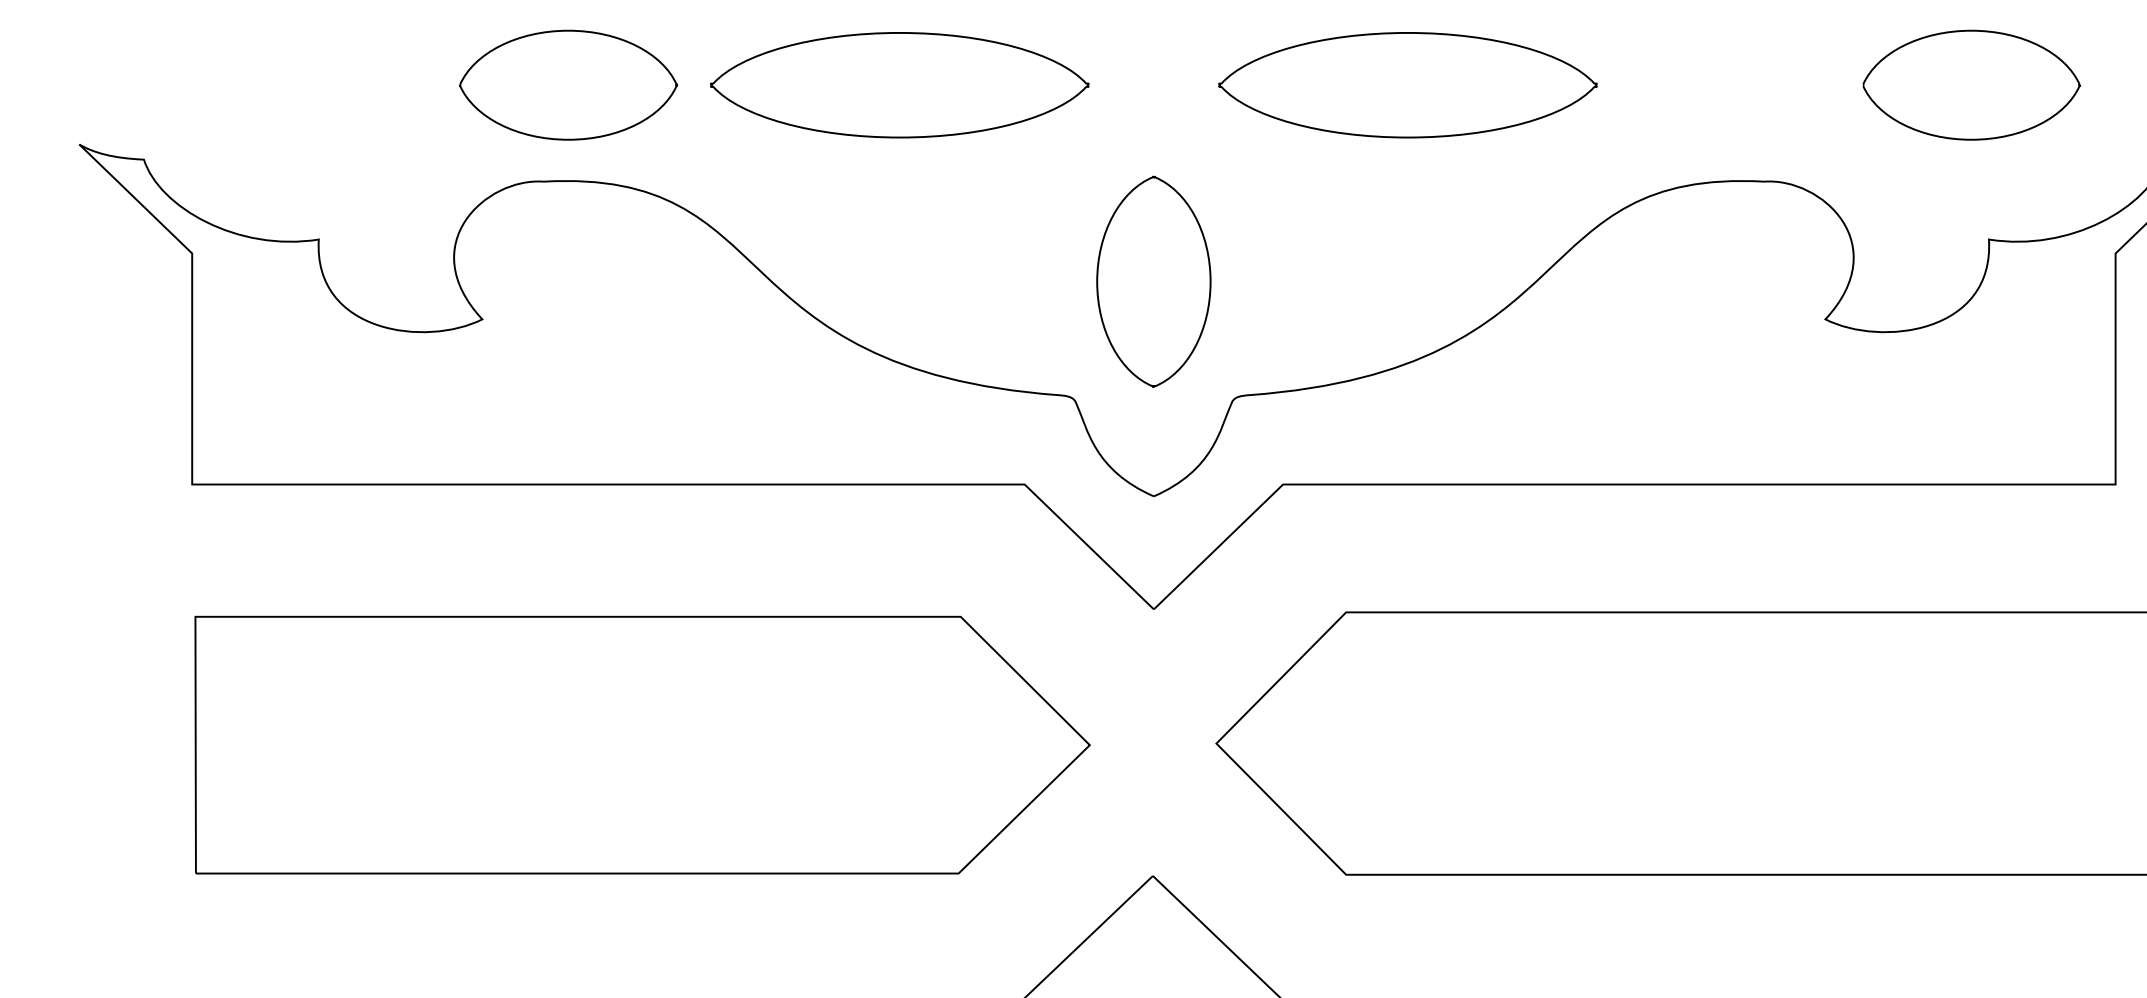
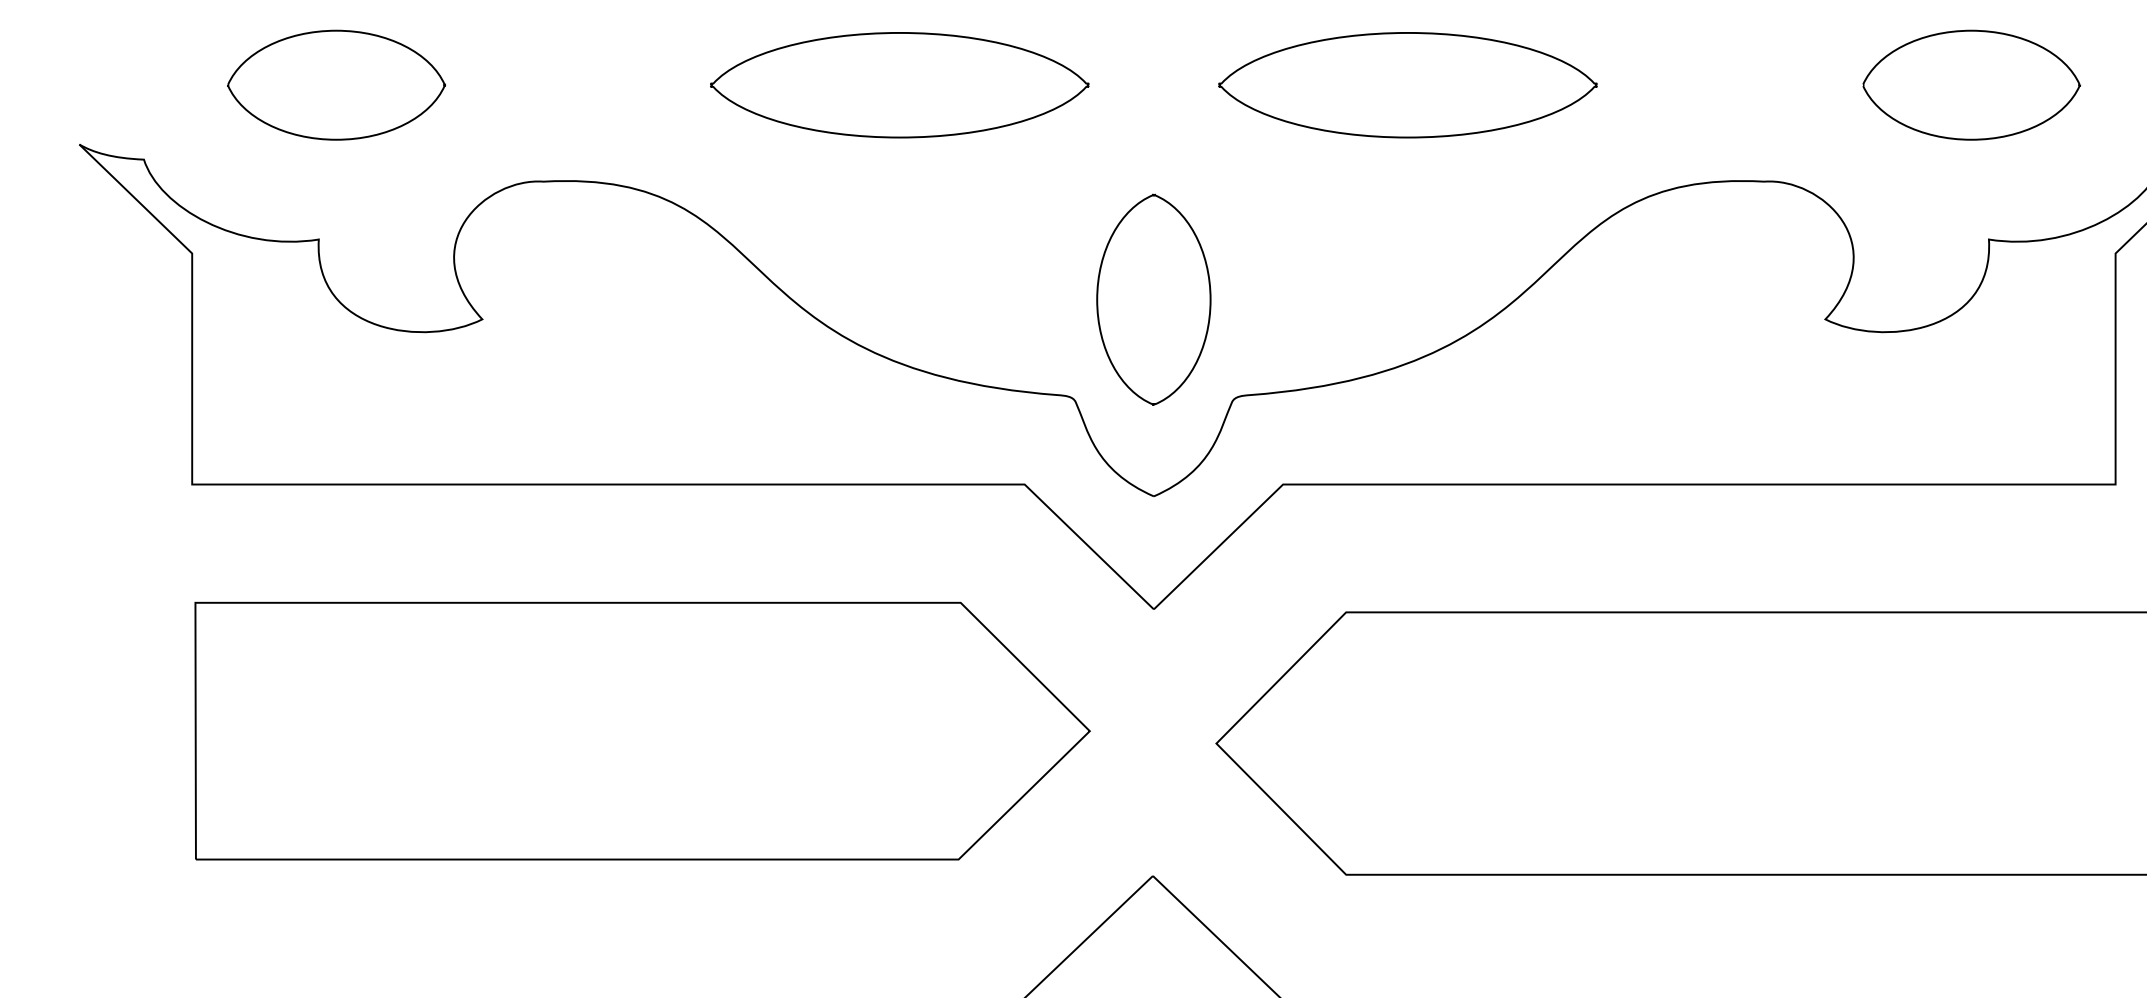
part position: (568, 84) -> (336, 84) (336, 84)
part position: (1153, 281) -> (1153, 299) (1153, 299)
part position: (642, 744) -> (642, 730) (642, 730)
